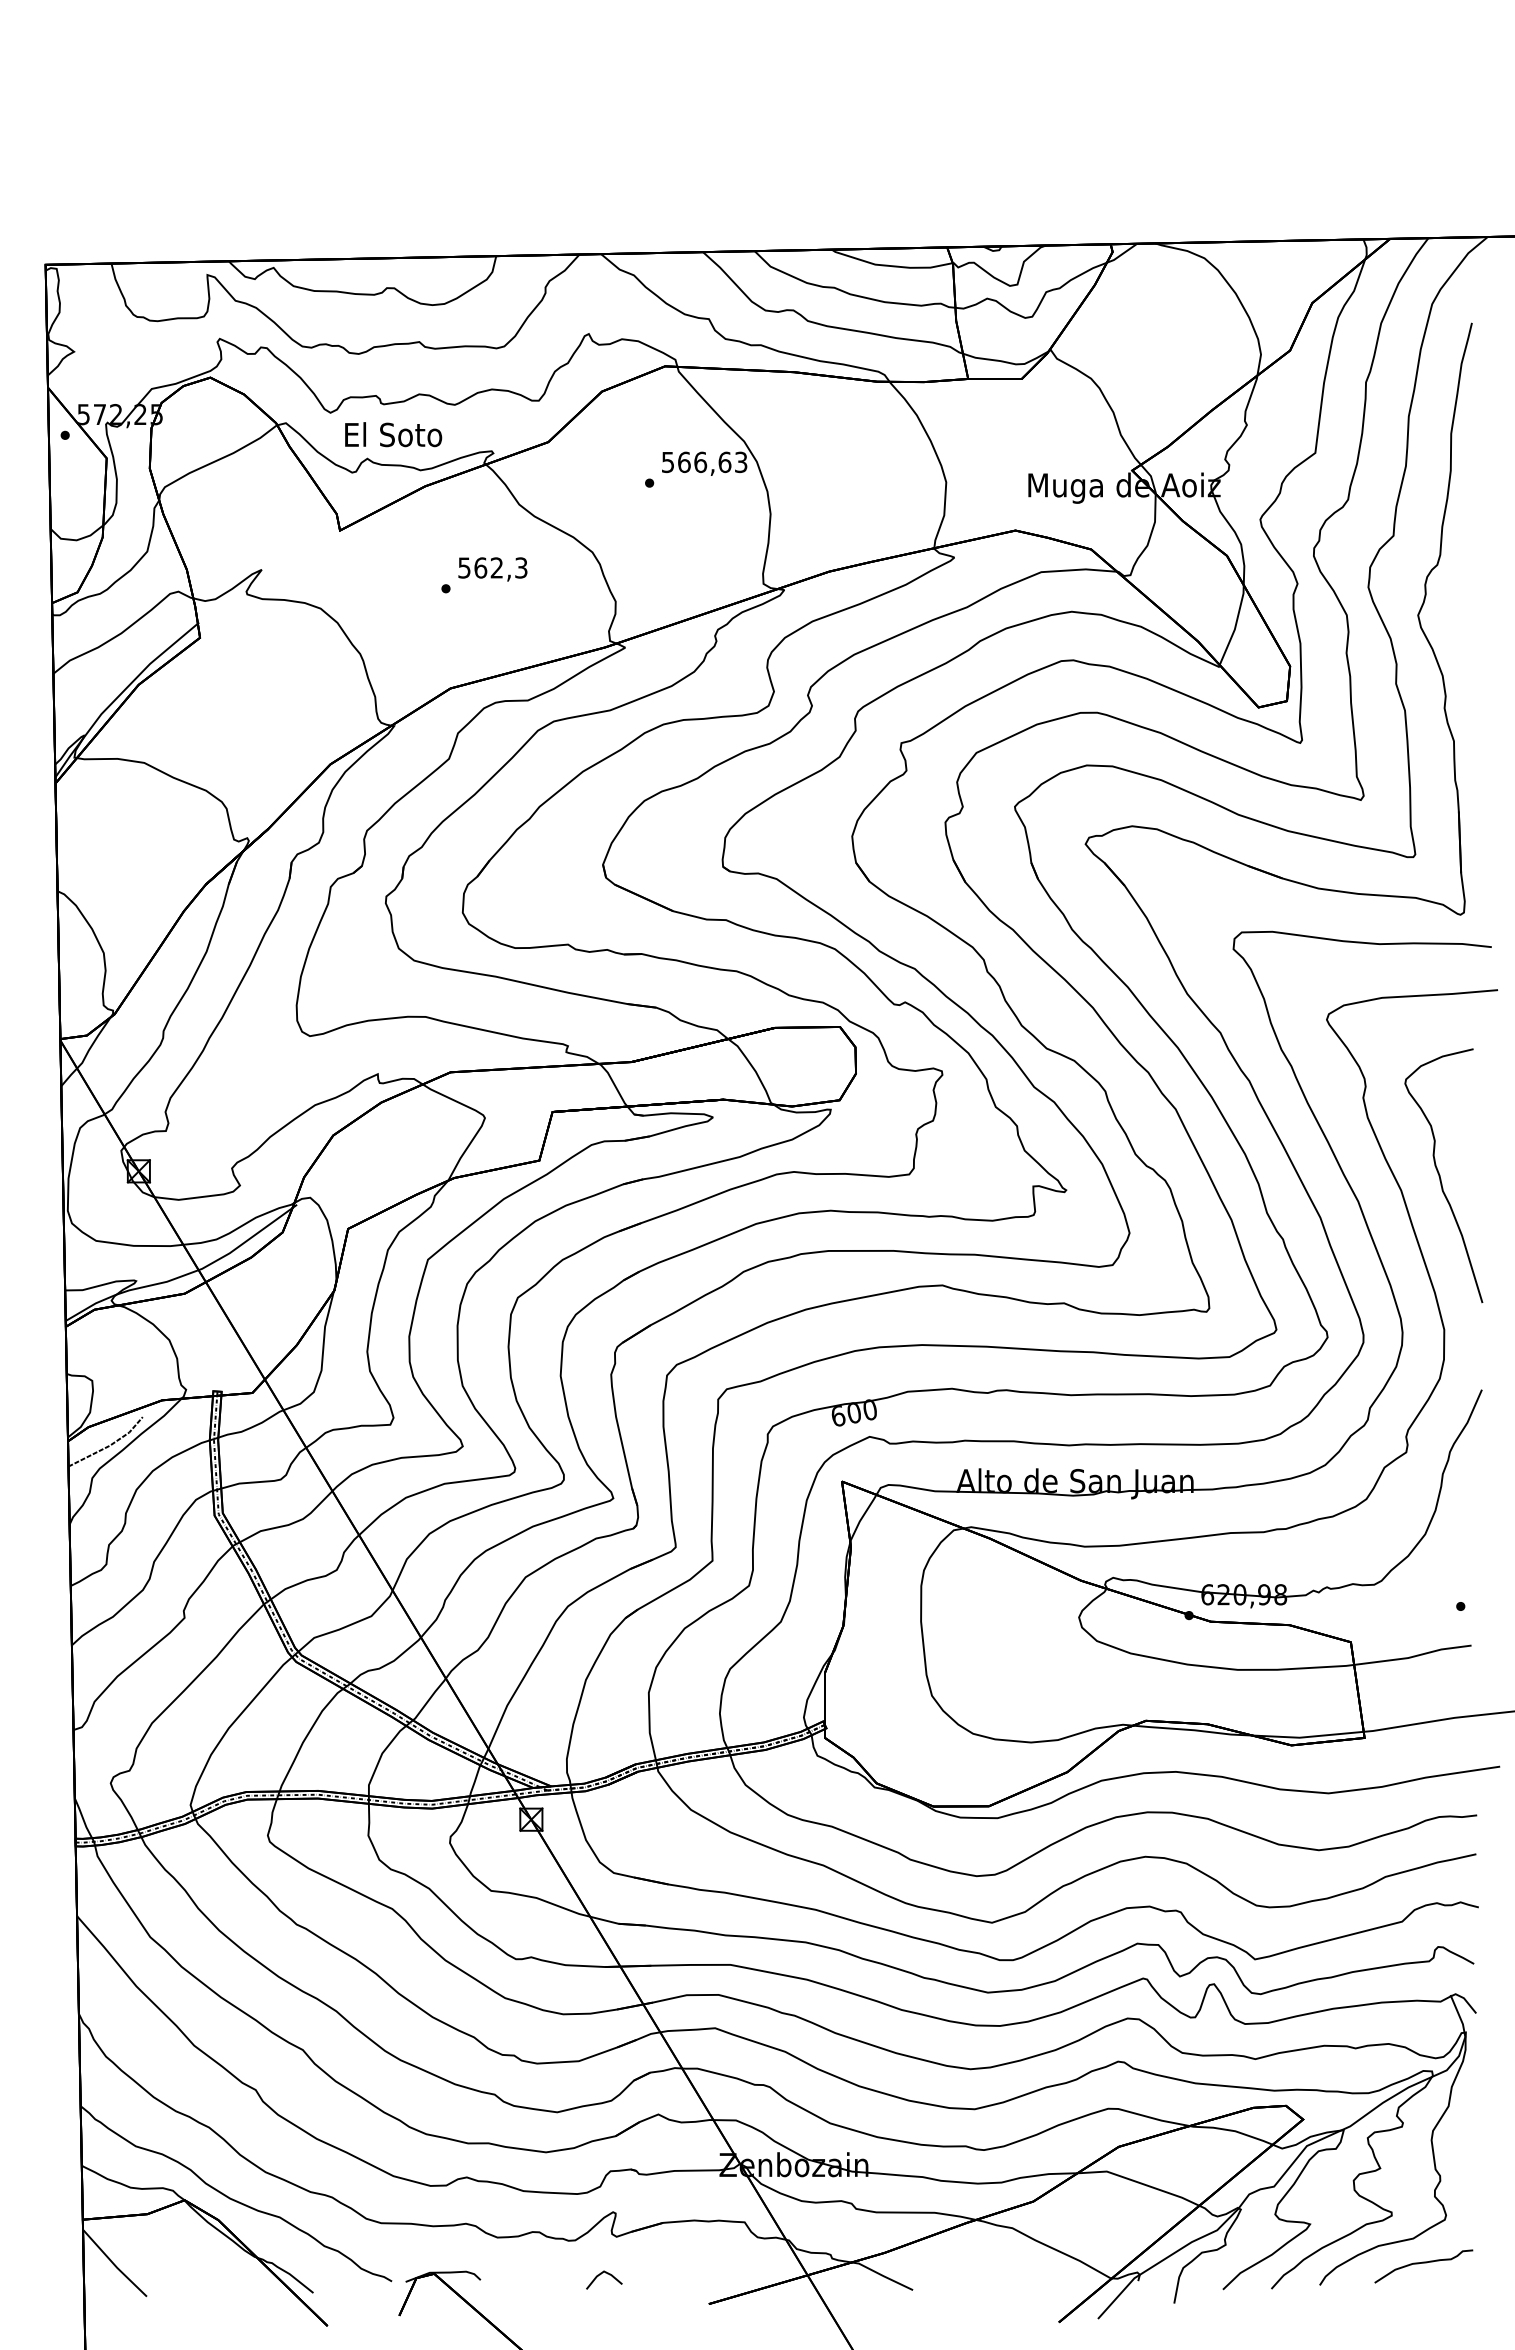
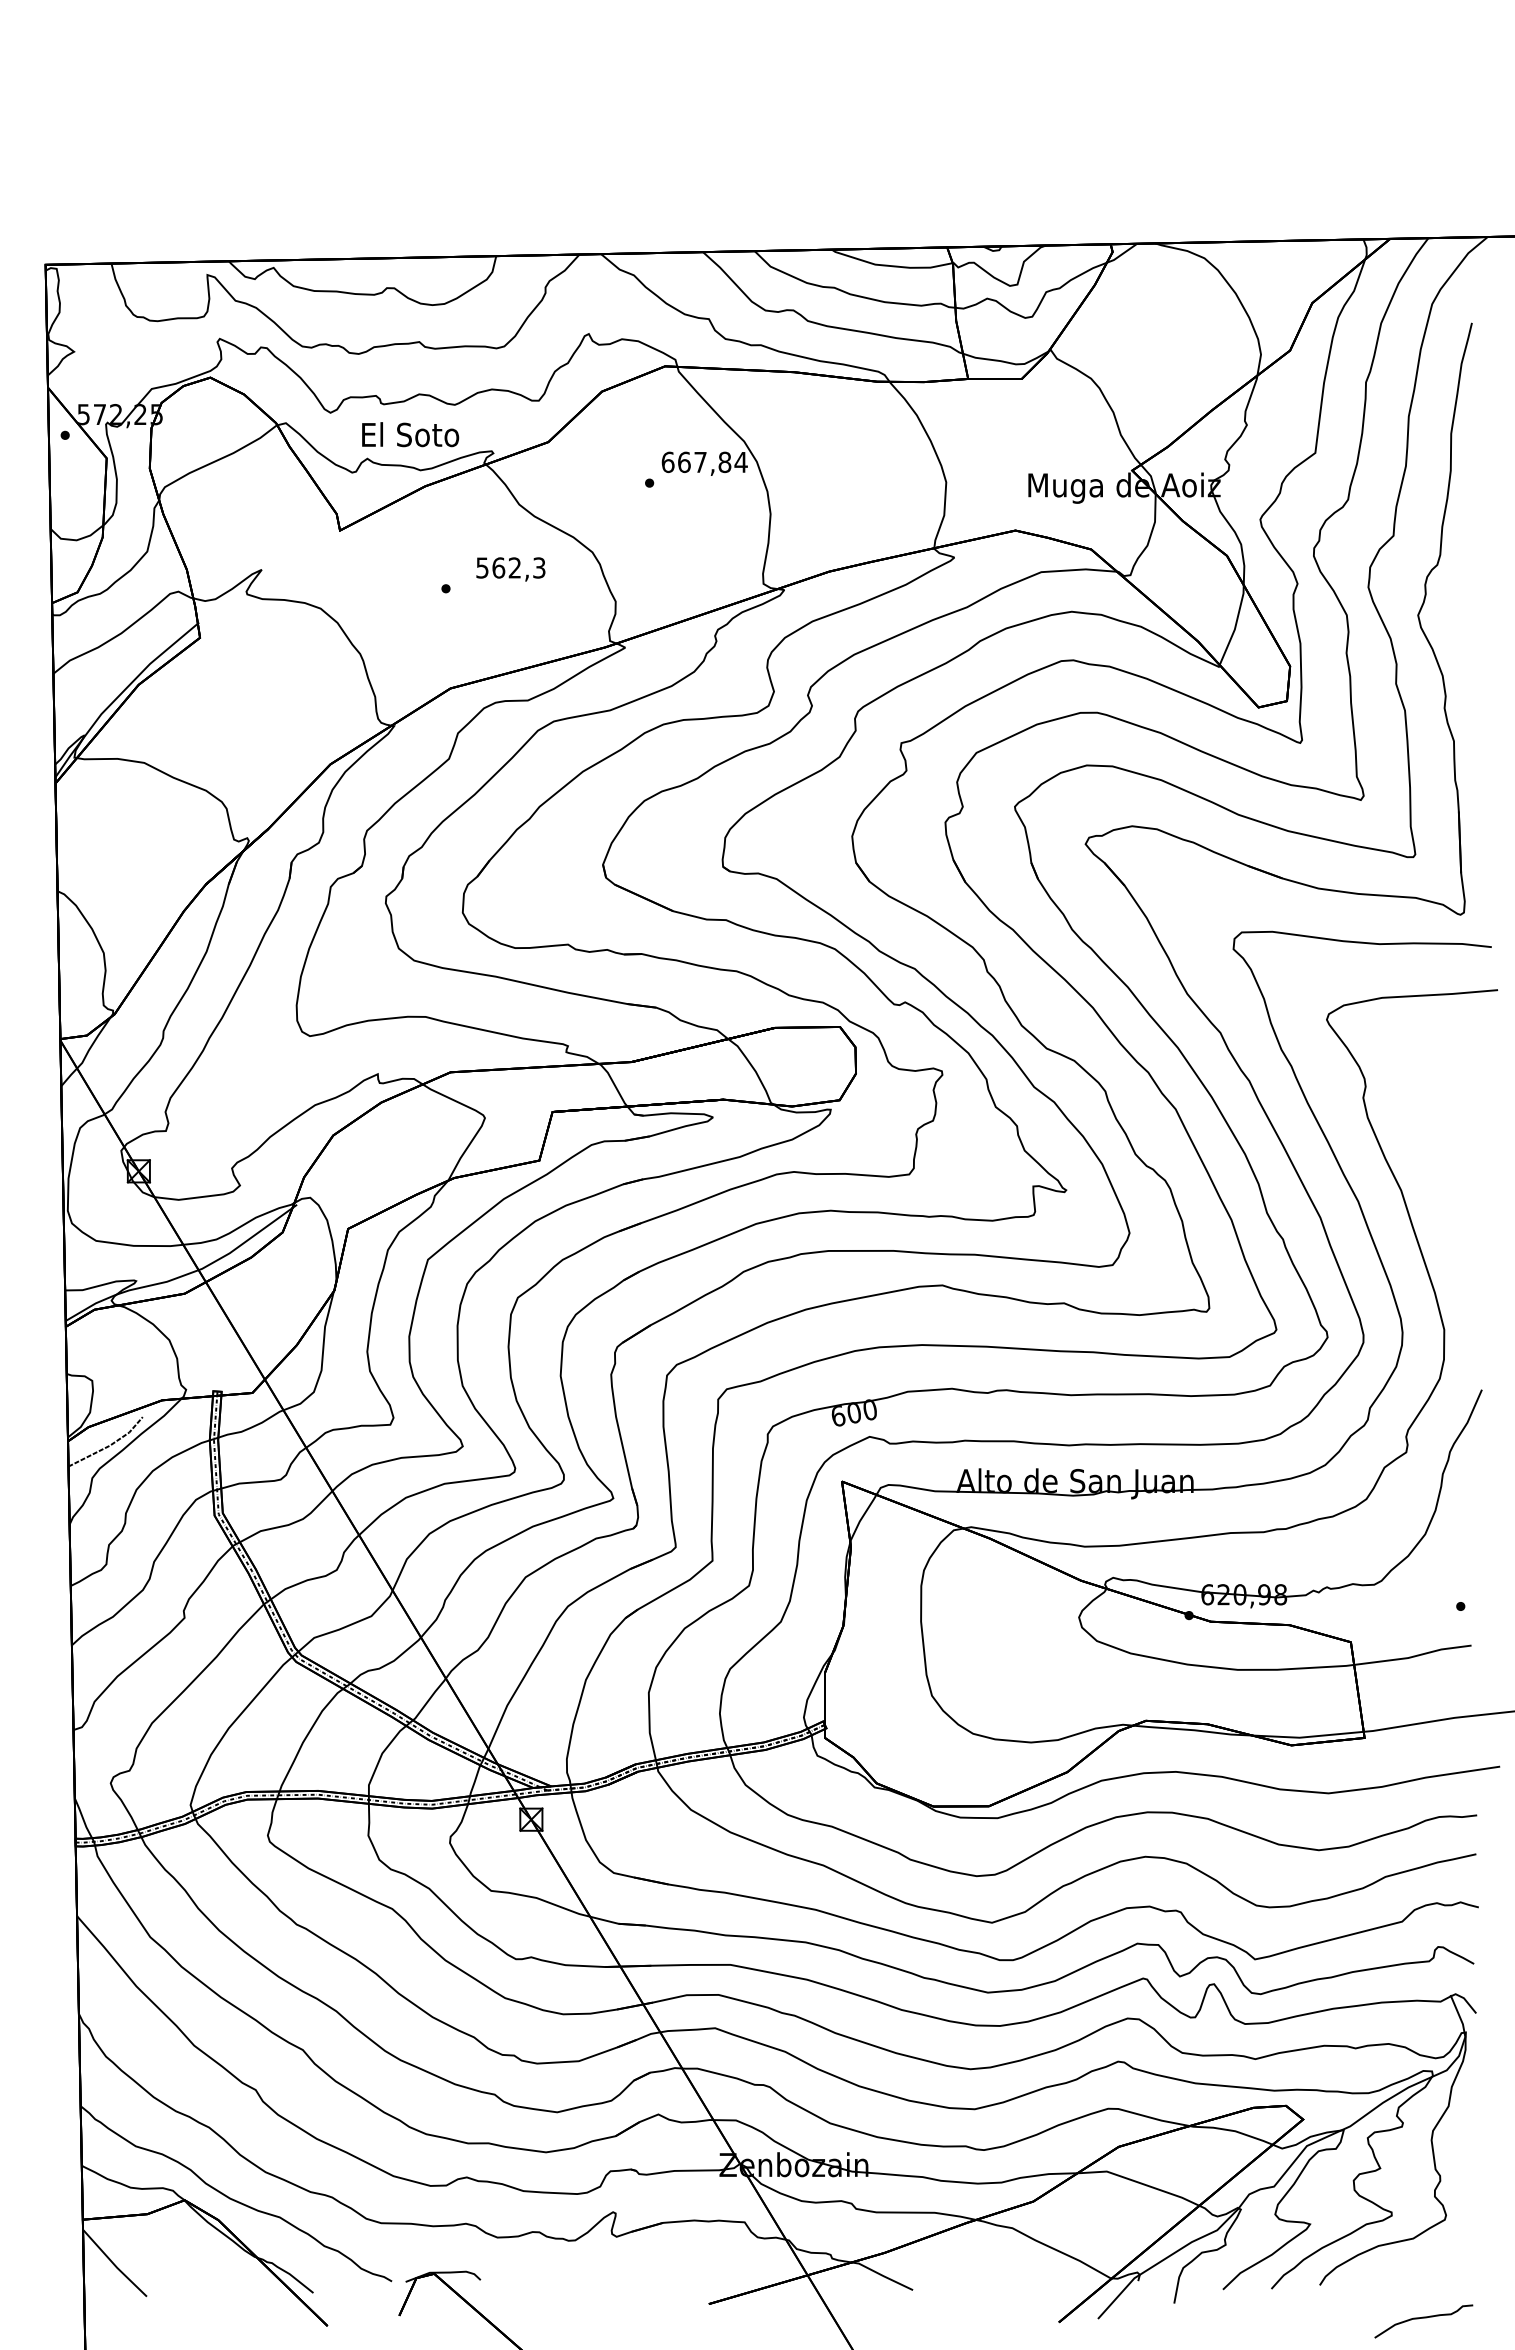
text position: (393, 434) -> (410, 434) (410, 434)
text: 566,63 -> 667,84 (704, 462)
text position: (492, 569) -> (510, 569) (510, 569)
curve: present -> none (1440, 1175)
curve position: (1423, 2263) -> (1423, 2318) (1423, 2318)
line: present -> none (600, 2275)
